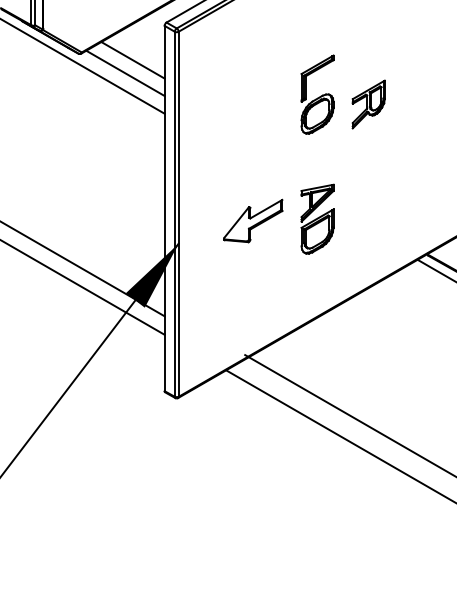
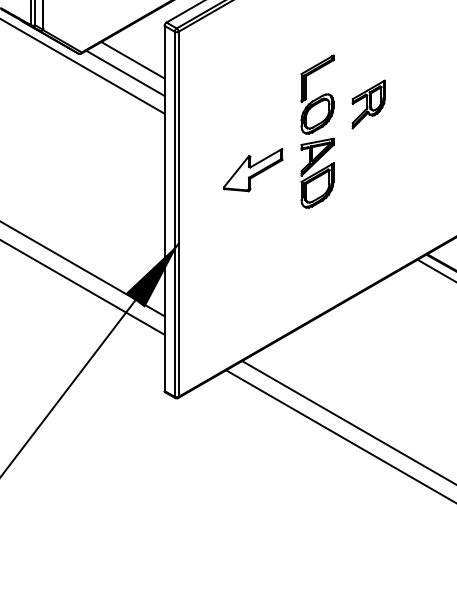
part position: (317, 218) -> (317, 172) (317, 172)
part position: (253, 220) -> (253, 169) (253, 169)
line position: (349, 415) -> (347, 422) (347, 422)
